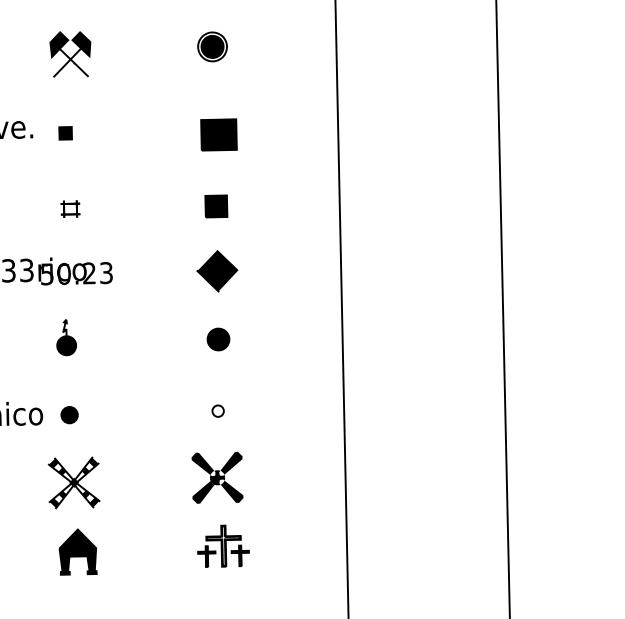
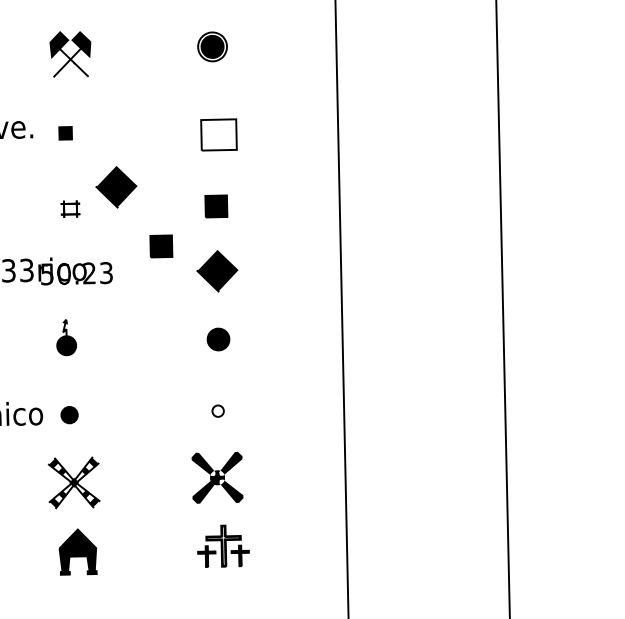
fill: present -> none (218, 134)
part: none -> present (116, 187)
part: none -> present (161, 246)
